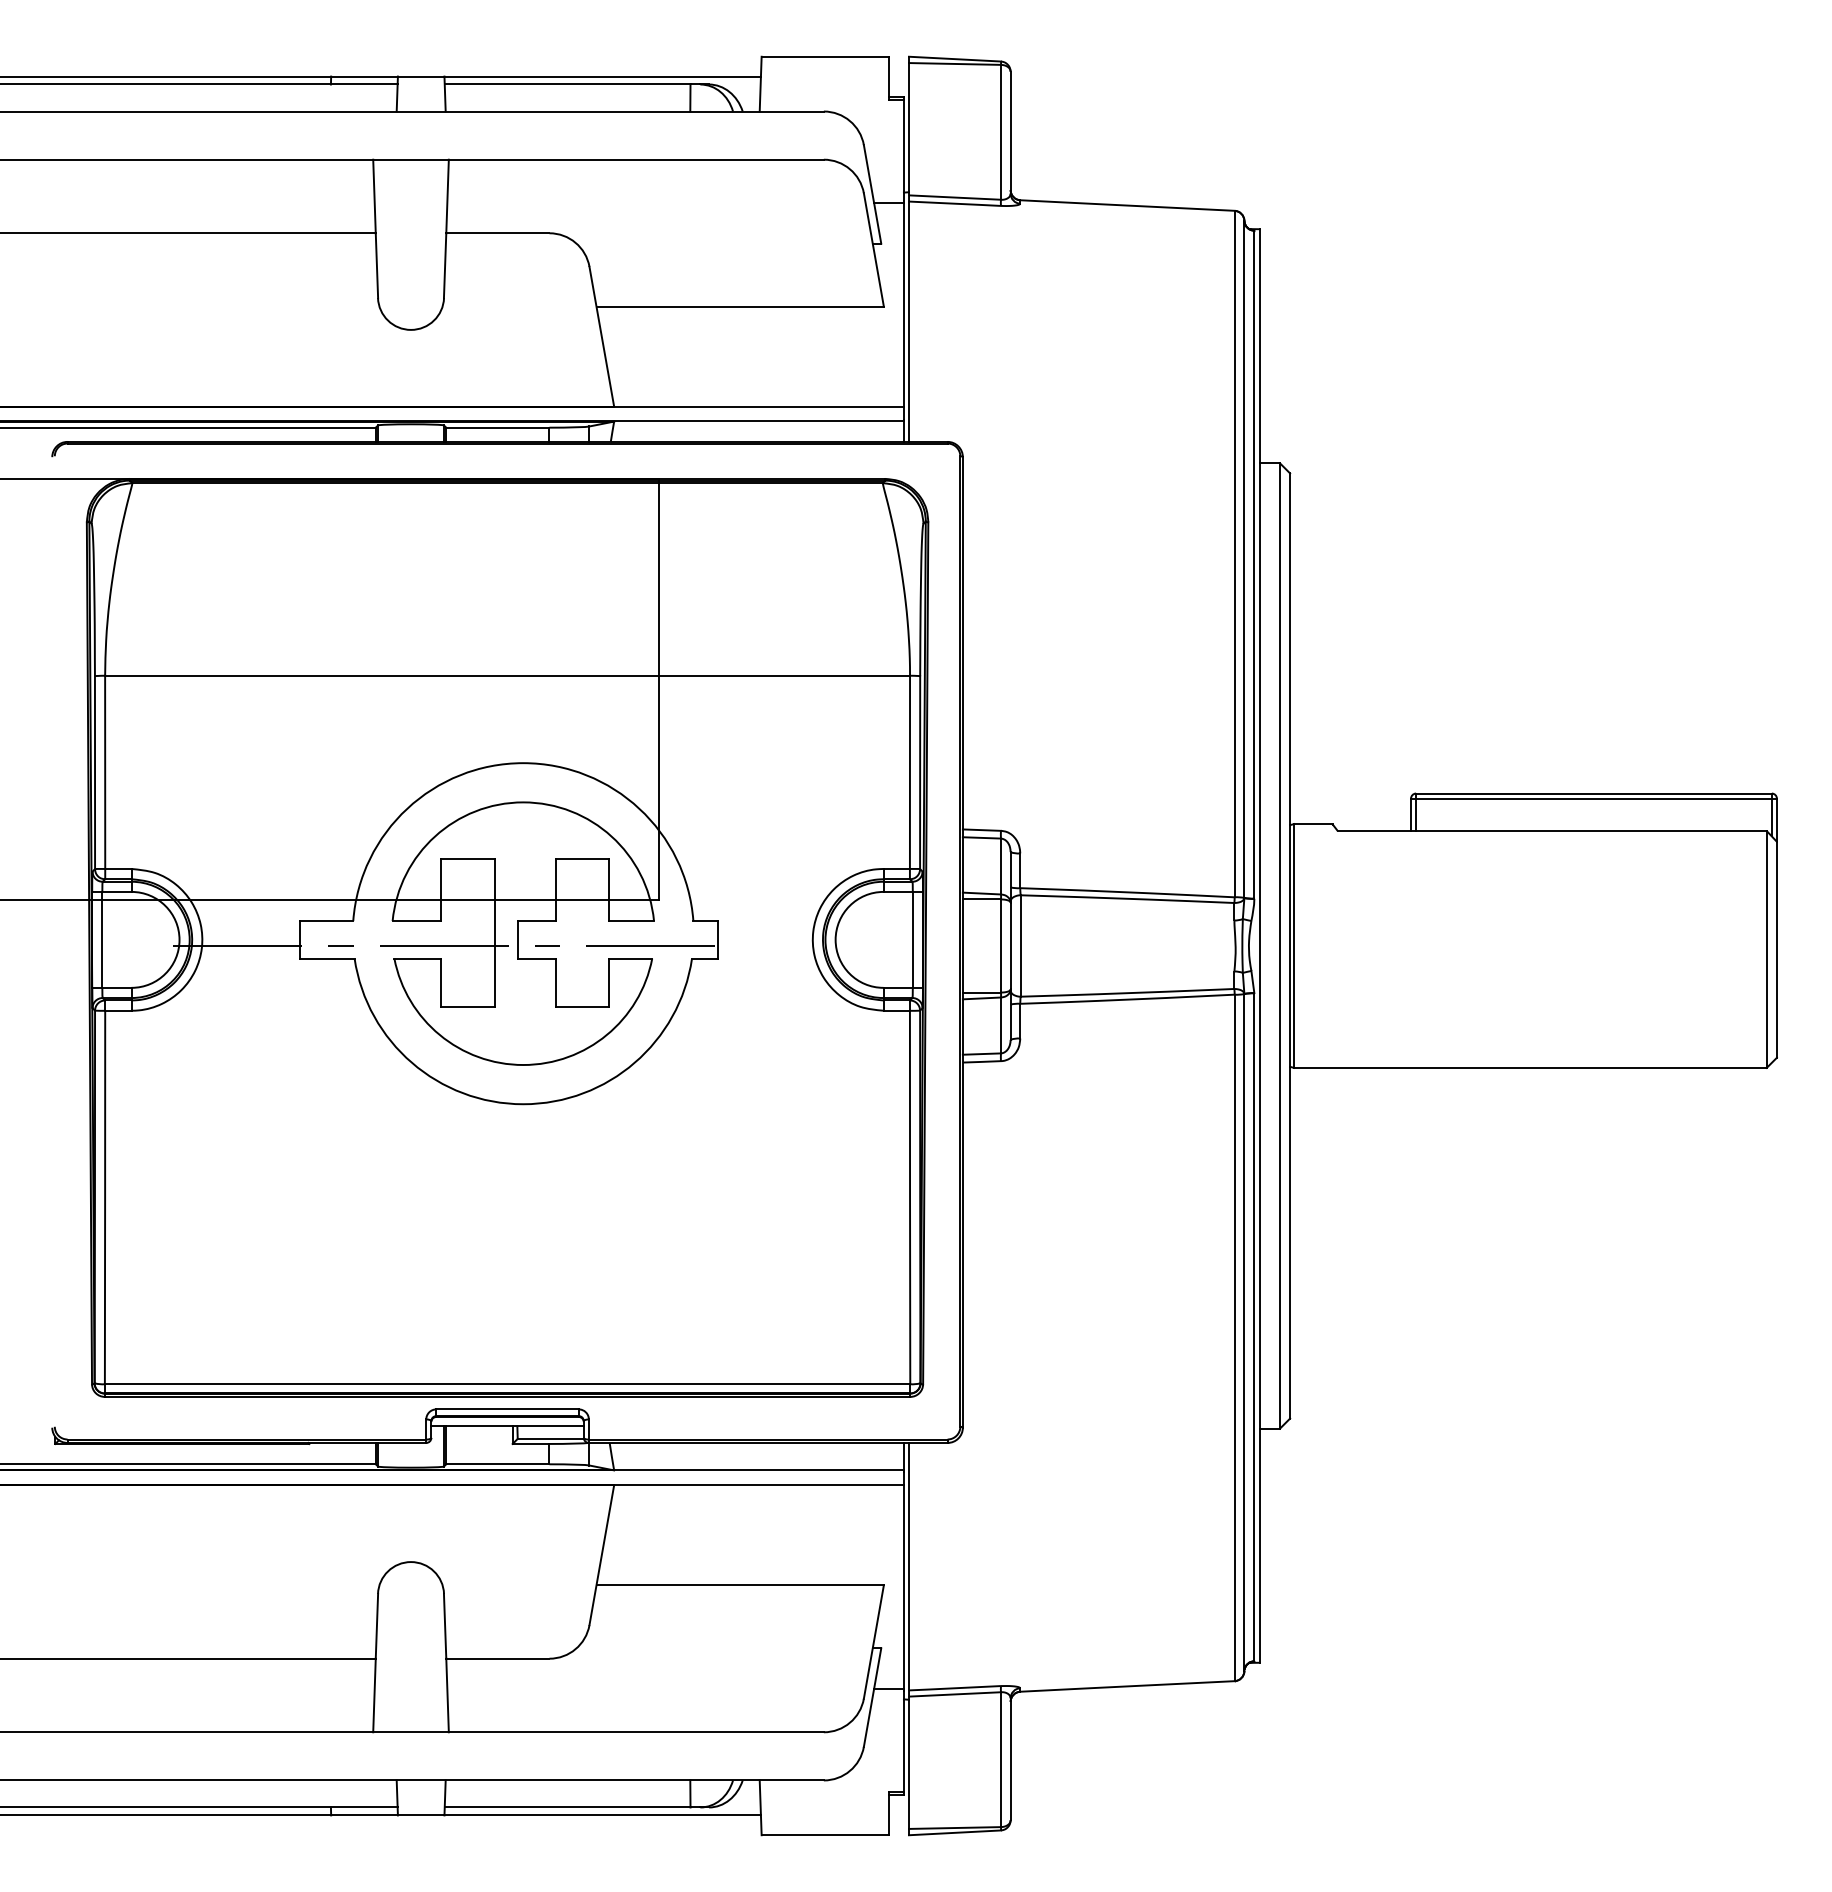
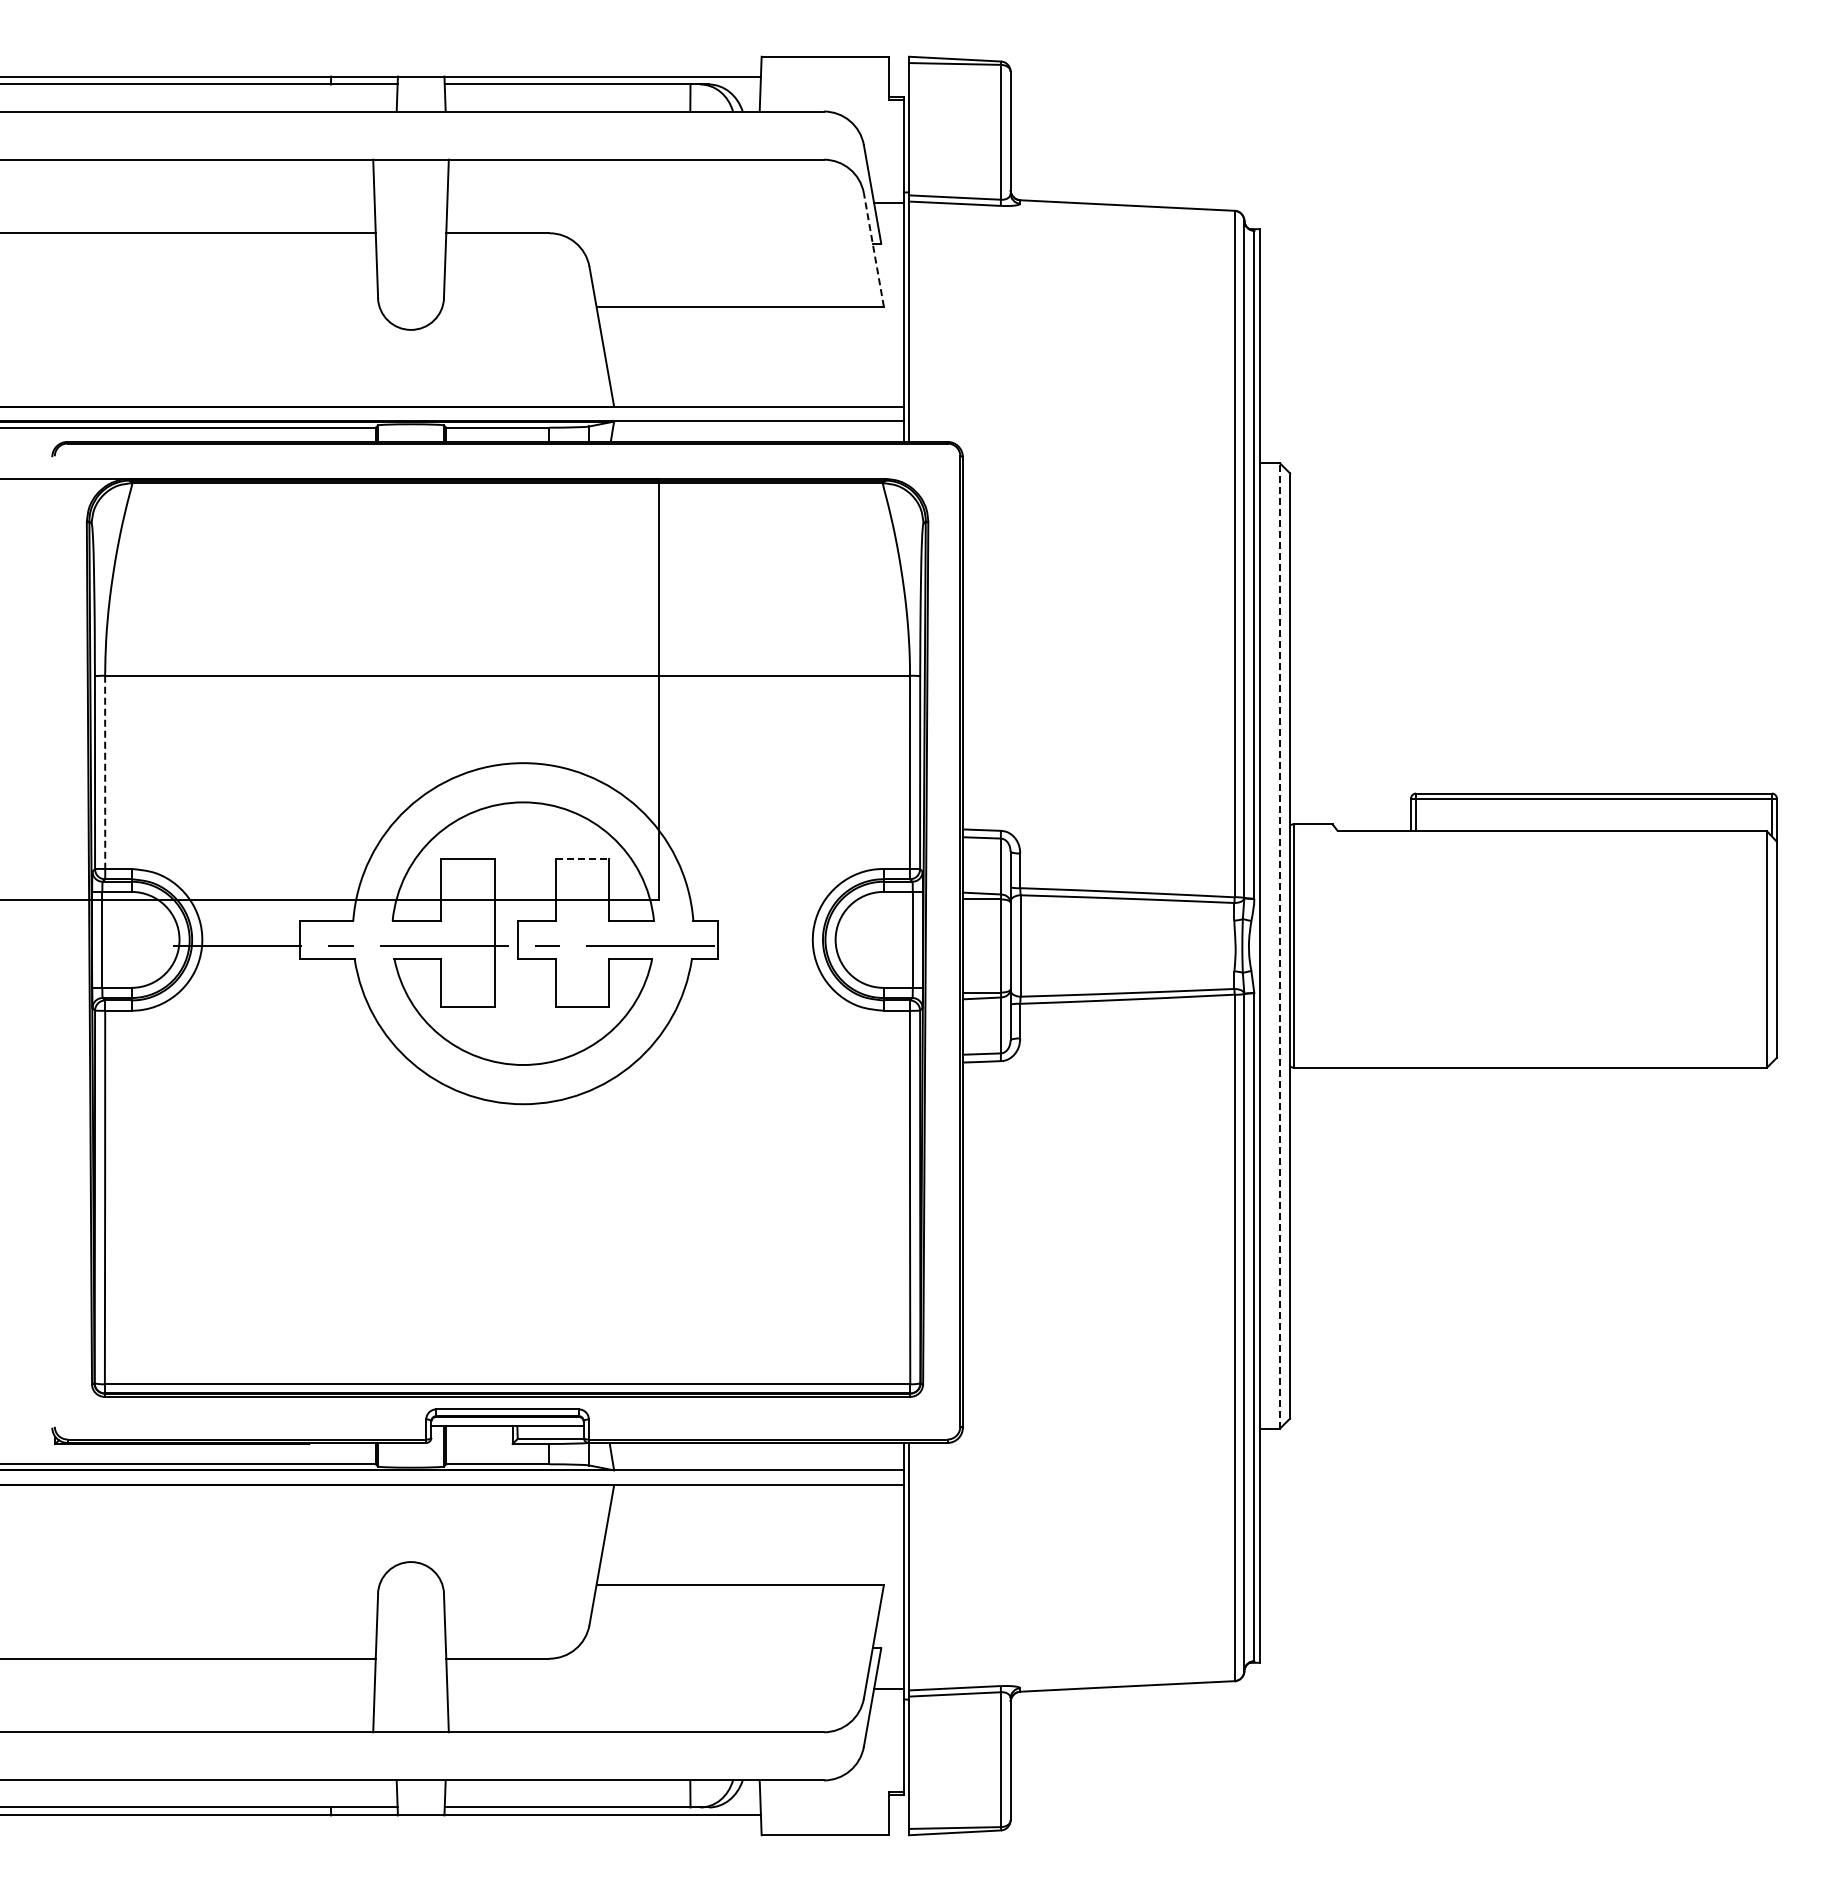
line: solid -> dashed (873, 250)
line: solid -> dashed (105, 772)
line: solid -> dashed (582, 859)
line: solid -> dashed (1279, 946)
